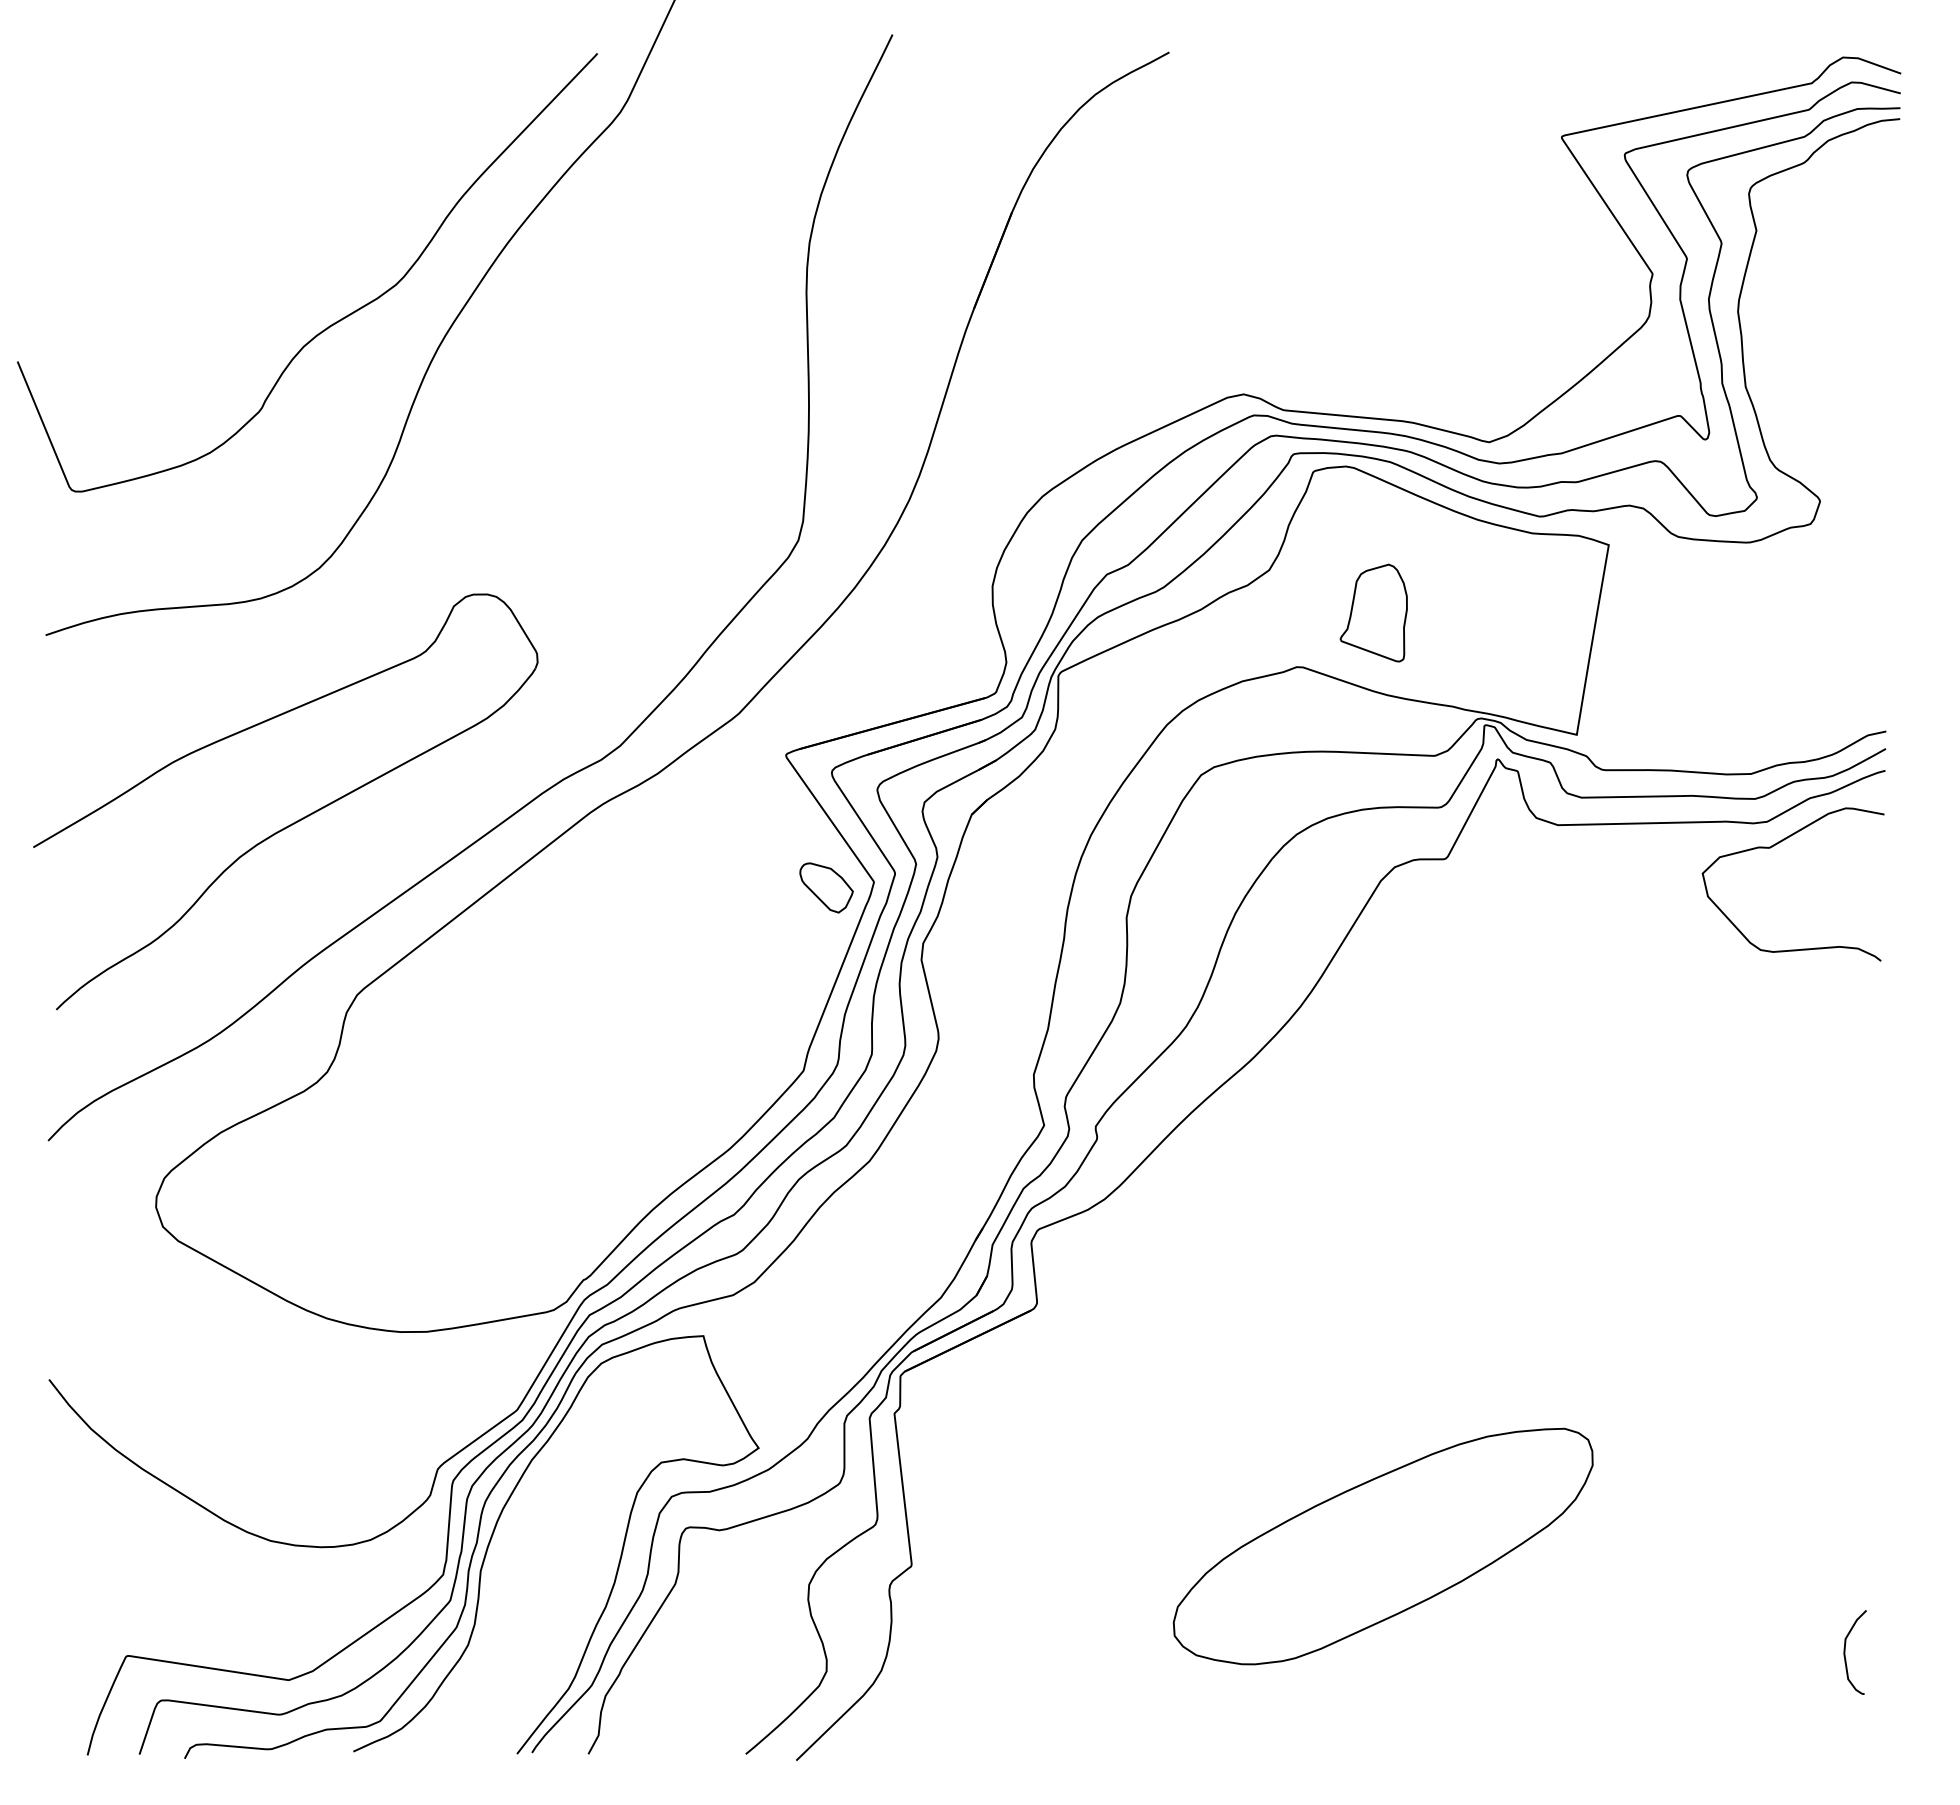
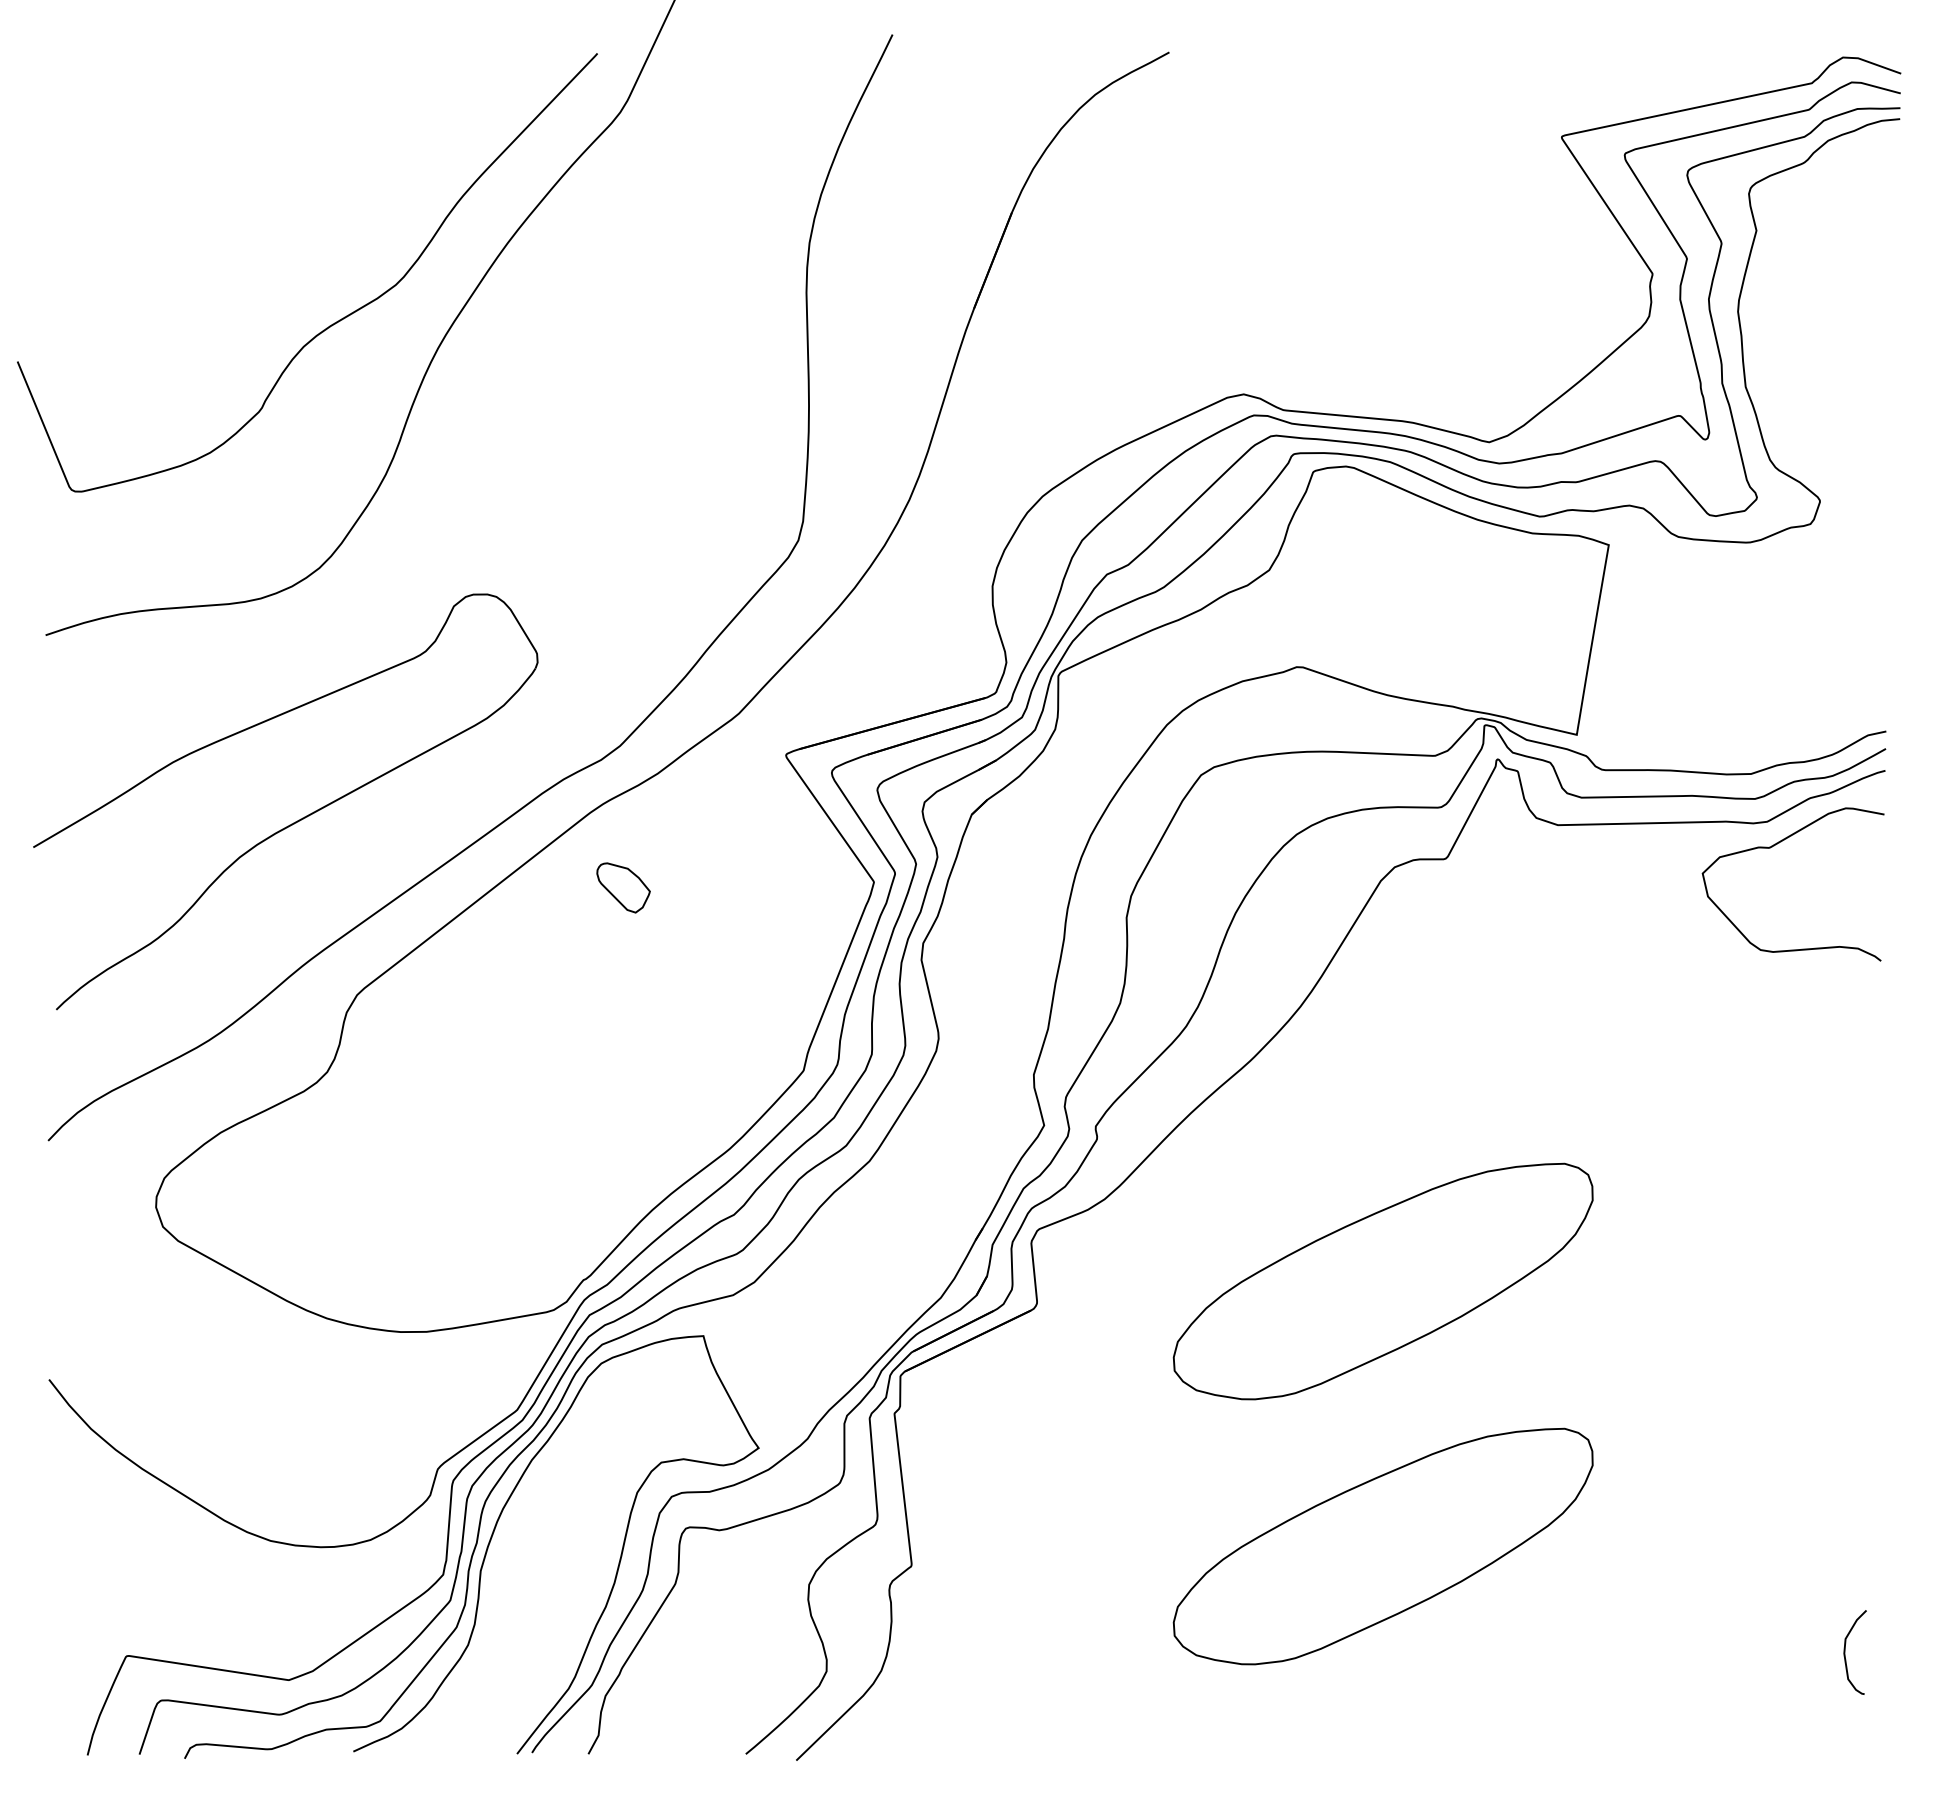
part: present -> none (1373, 612)
part position: (826, 887) -> (623, 887) (623, 887)
part: none -> present (1382, 1281)
